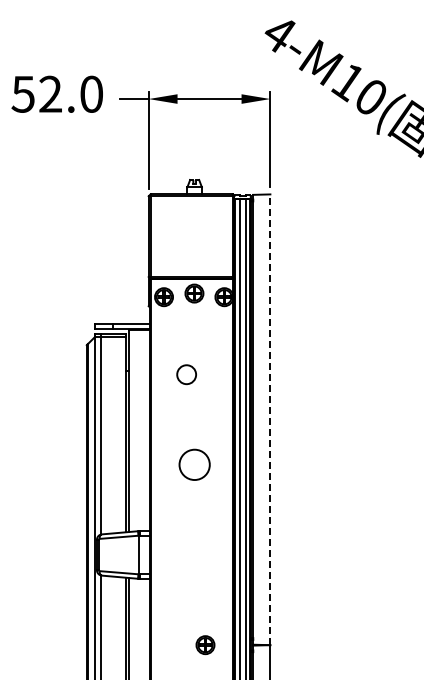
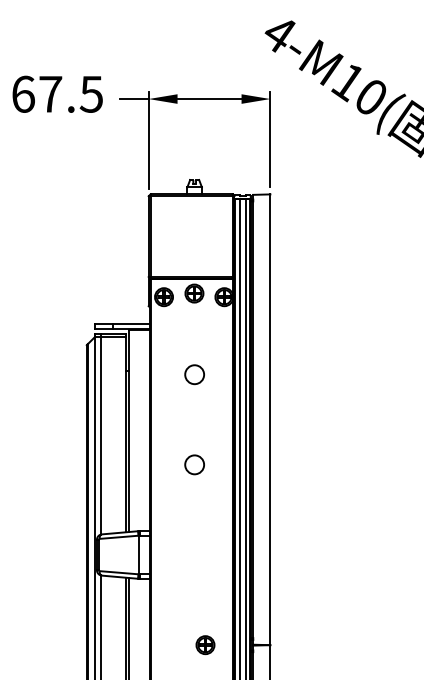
text: 52.0 -> 67.5 (56, 93)
circle position: (186, 374) -> (194, 374) (194, 374)
line: dashed -> solid (270, 419)
circle diameter: 30 px -> 19 px (194, 464)
